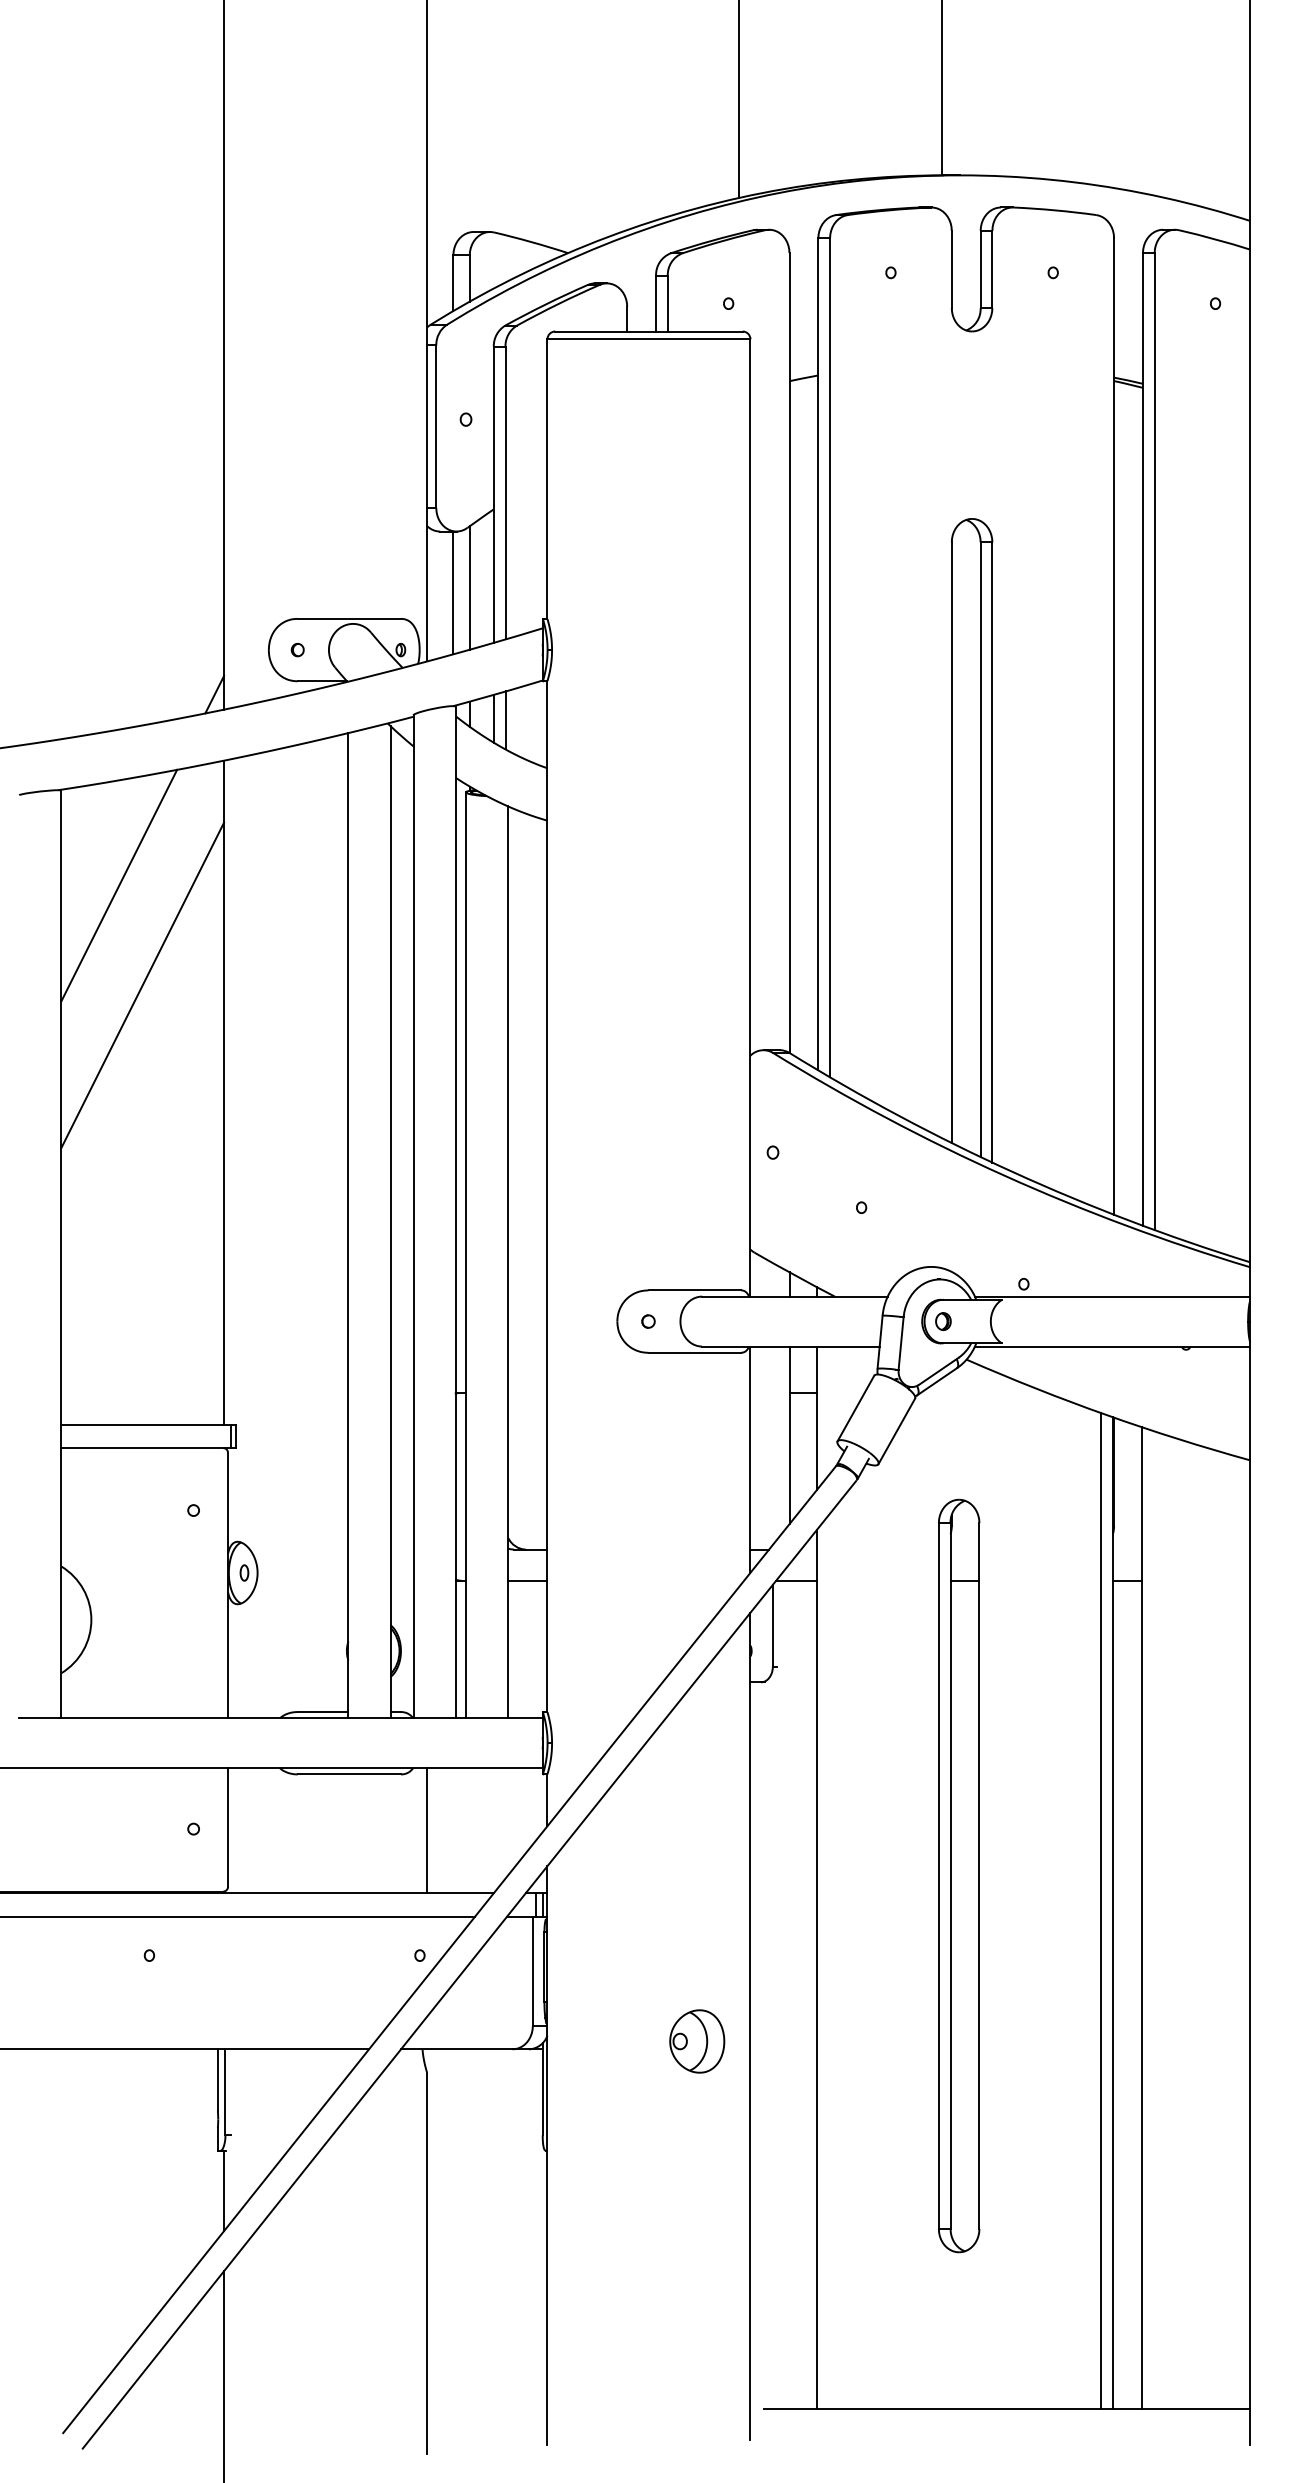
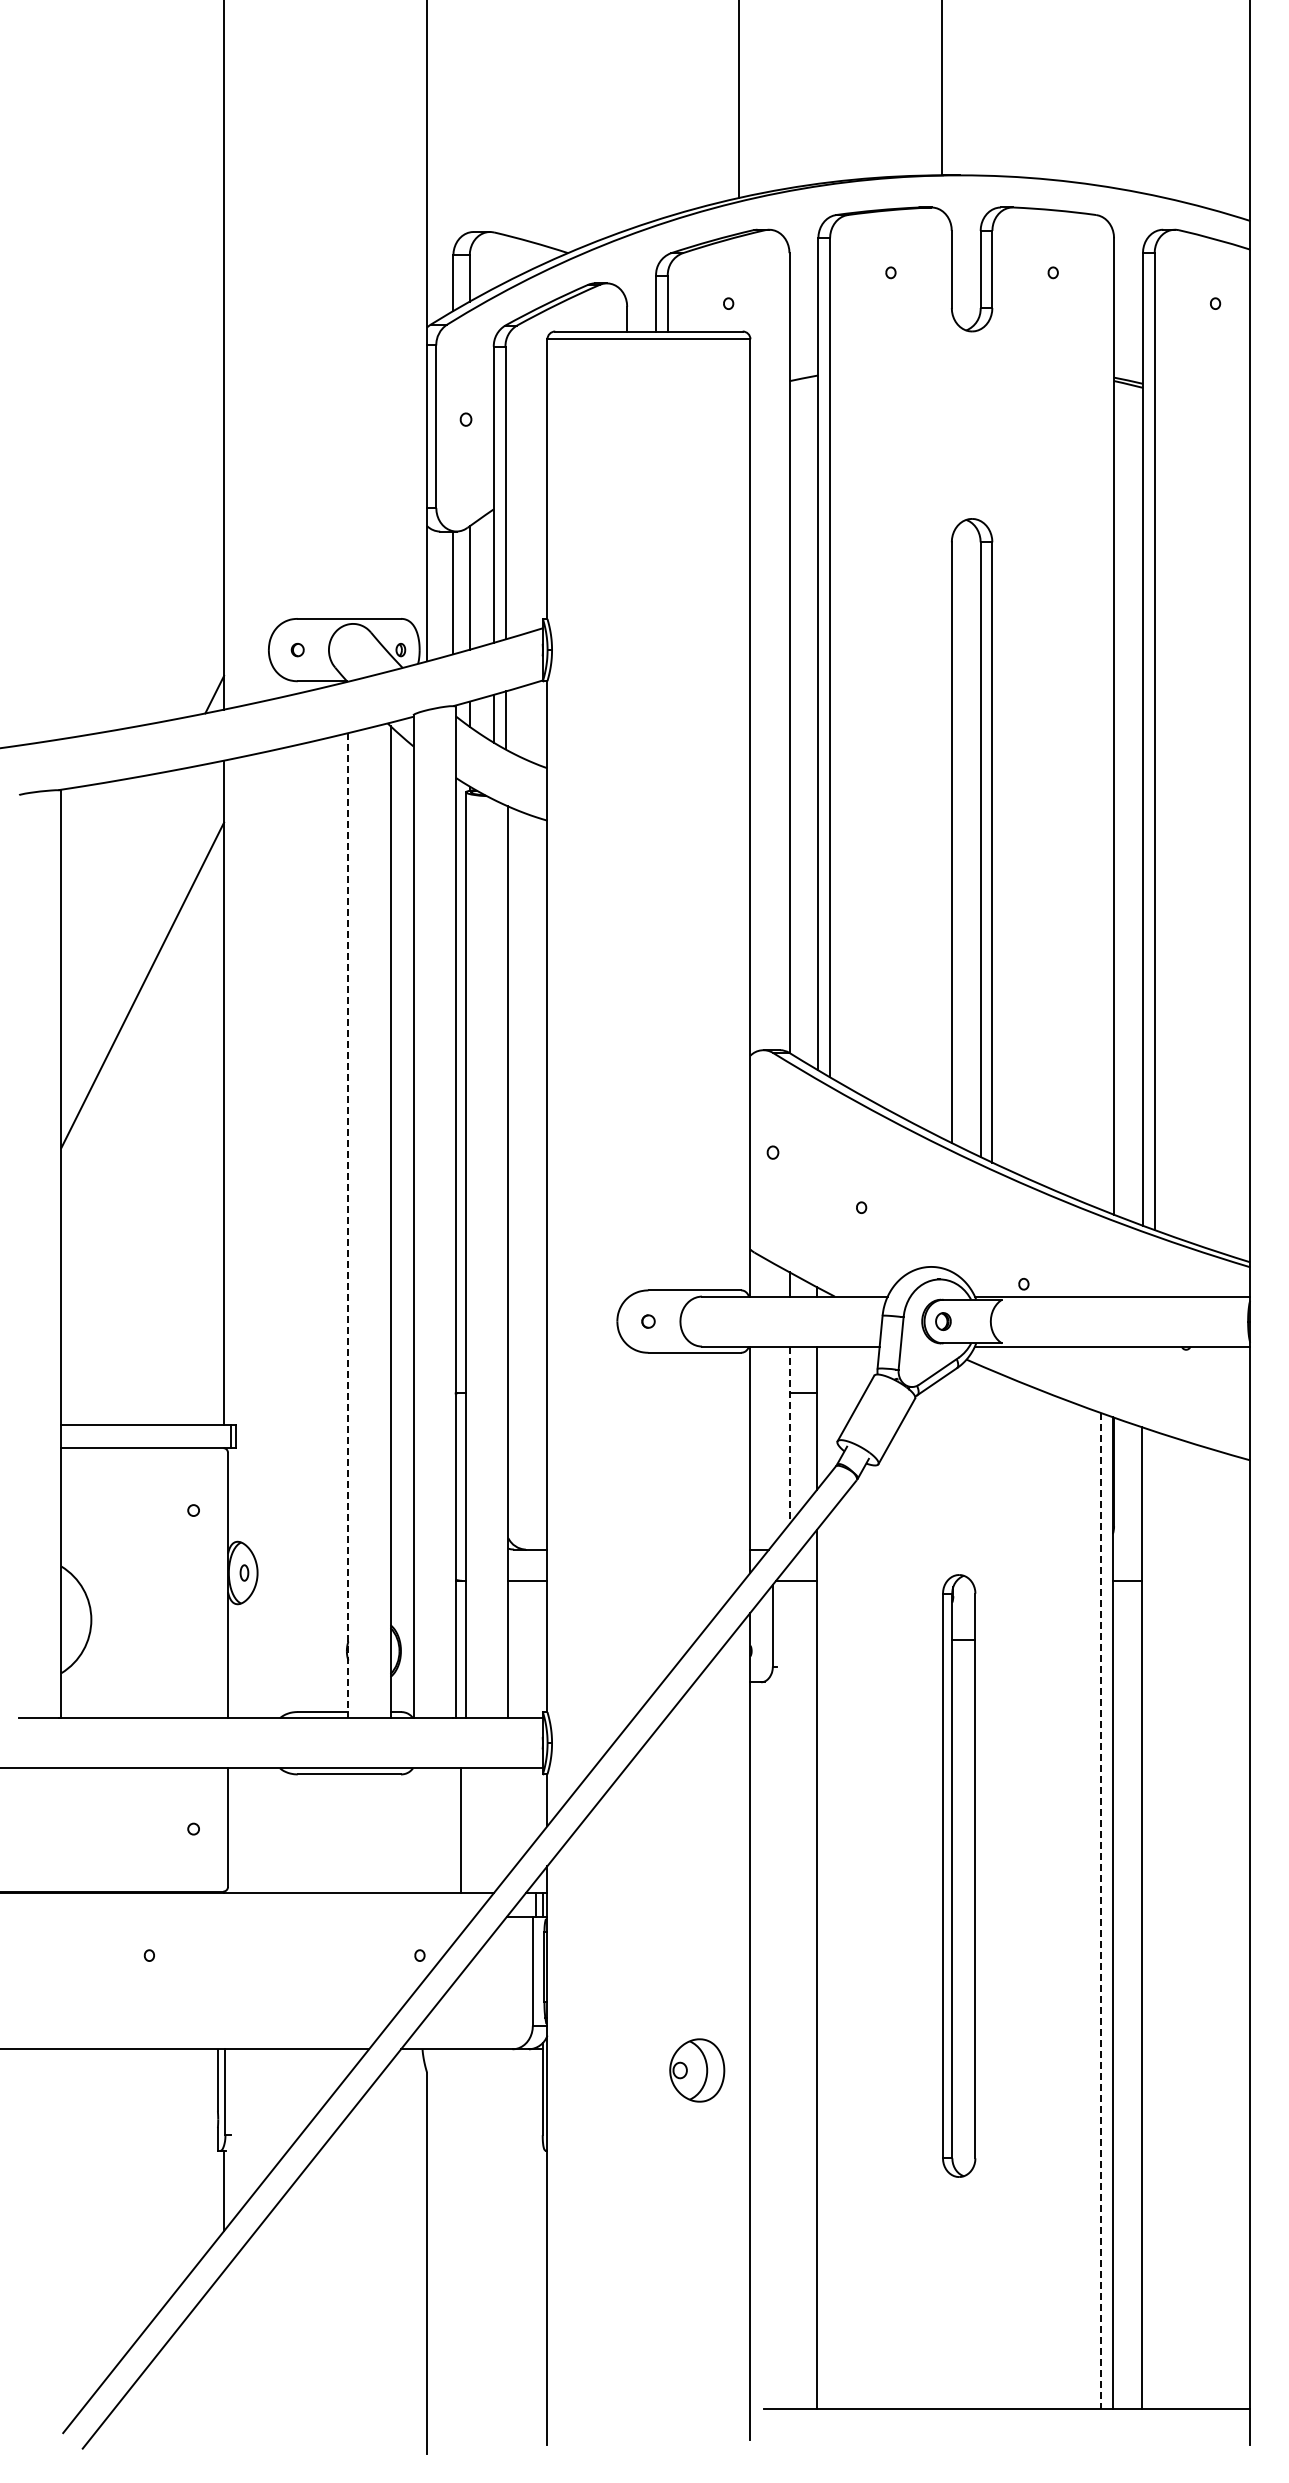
line: present -> none (119, 885)
line: solid -> dashed (348, 1225)
line: solid -> dashed (789, 1435)
line position: (427, 1830) -> (461, 1830) (461, 1830)
part size: 43x756 px -> 35x604 px (959, 1875)
line: solid -> dashed (1101, 1910)
line: present -> none (238, 1916)
part position: (697, 2041) -> (697, 2070) (697, 2070)
line: present -> none (224, 2375)
